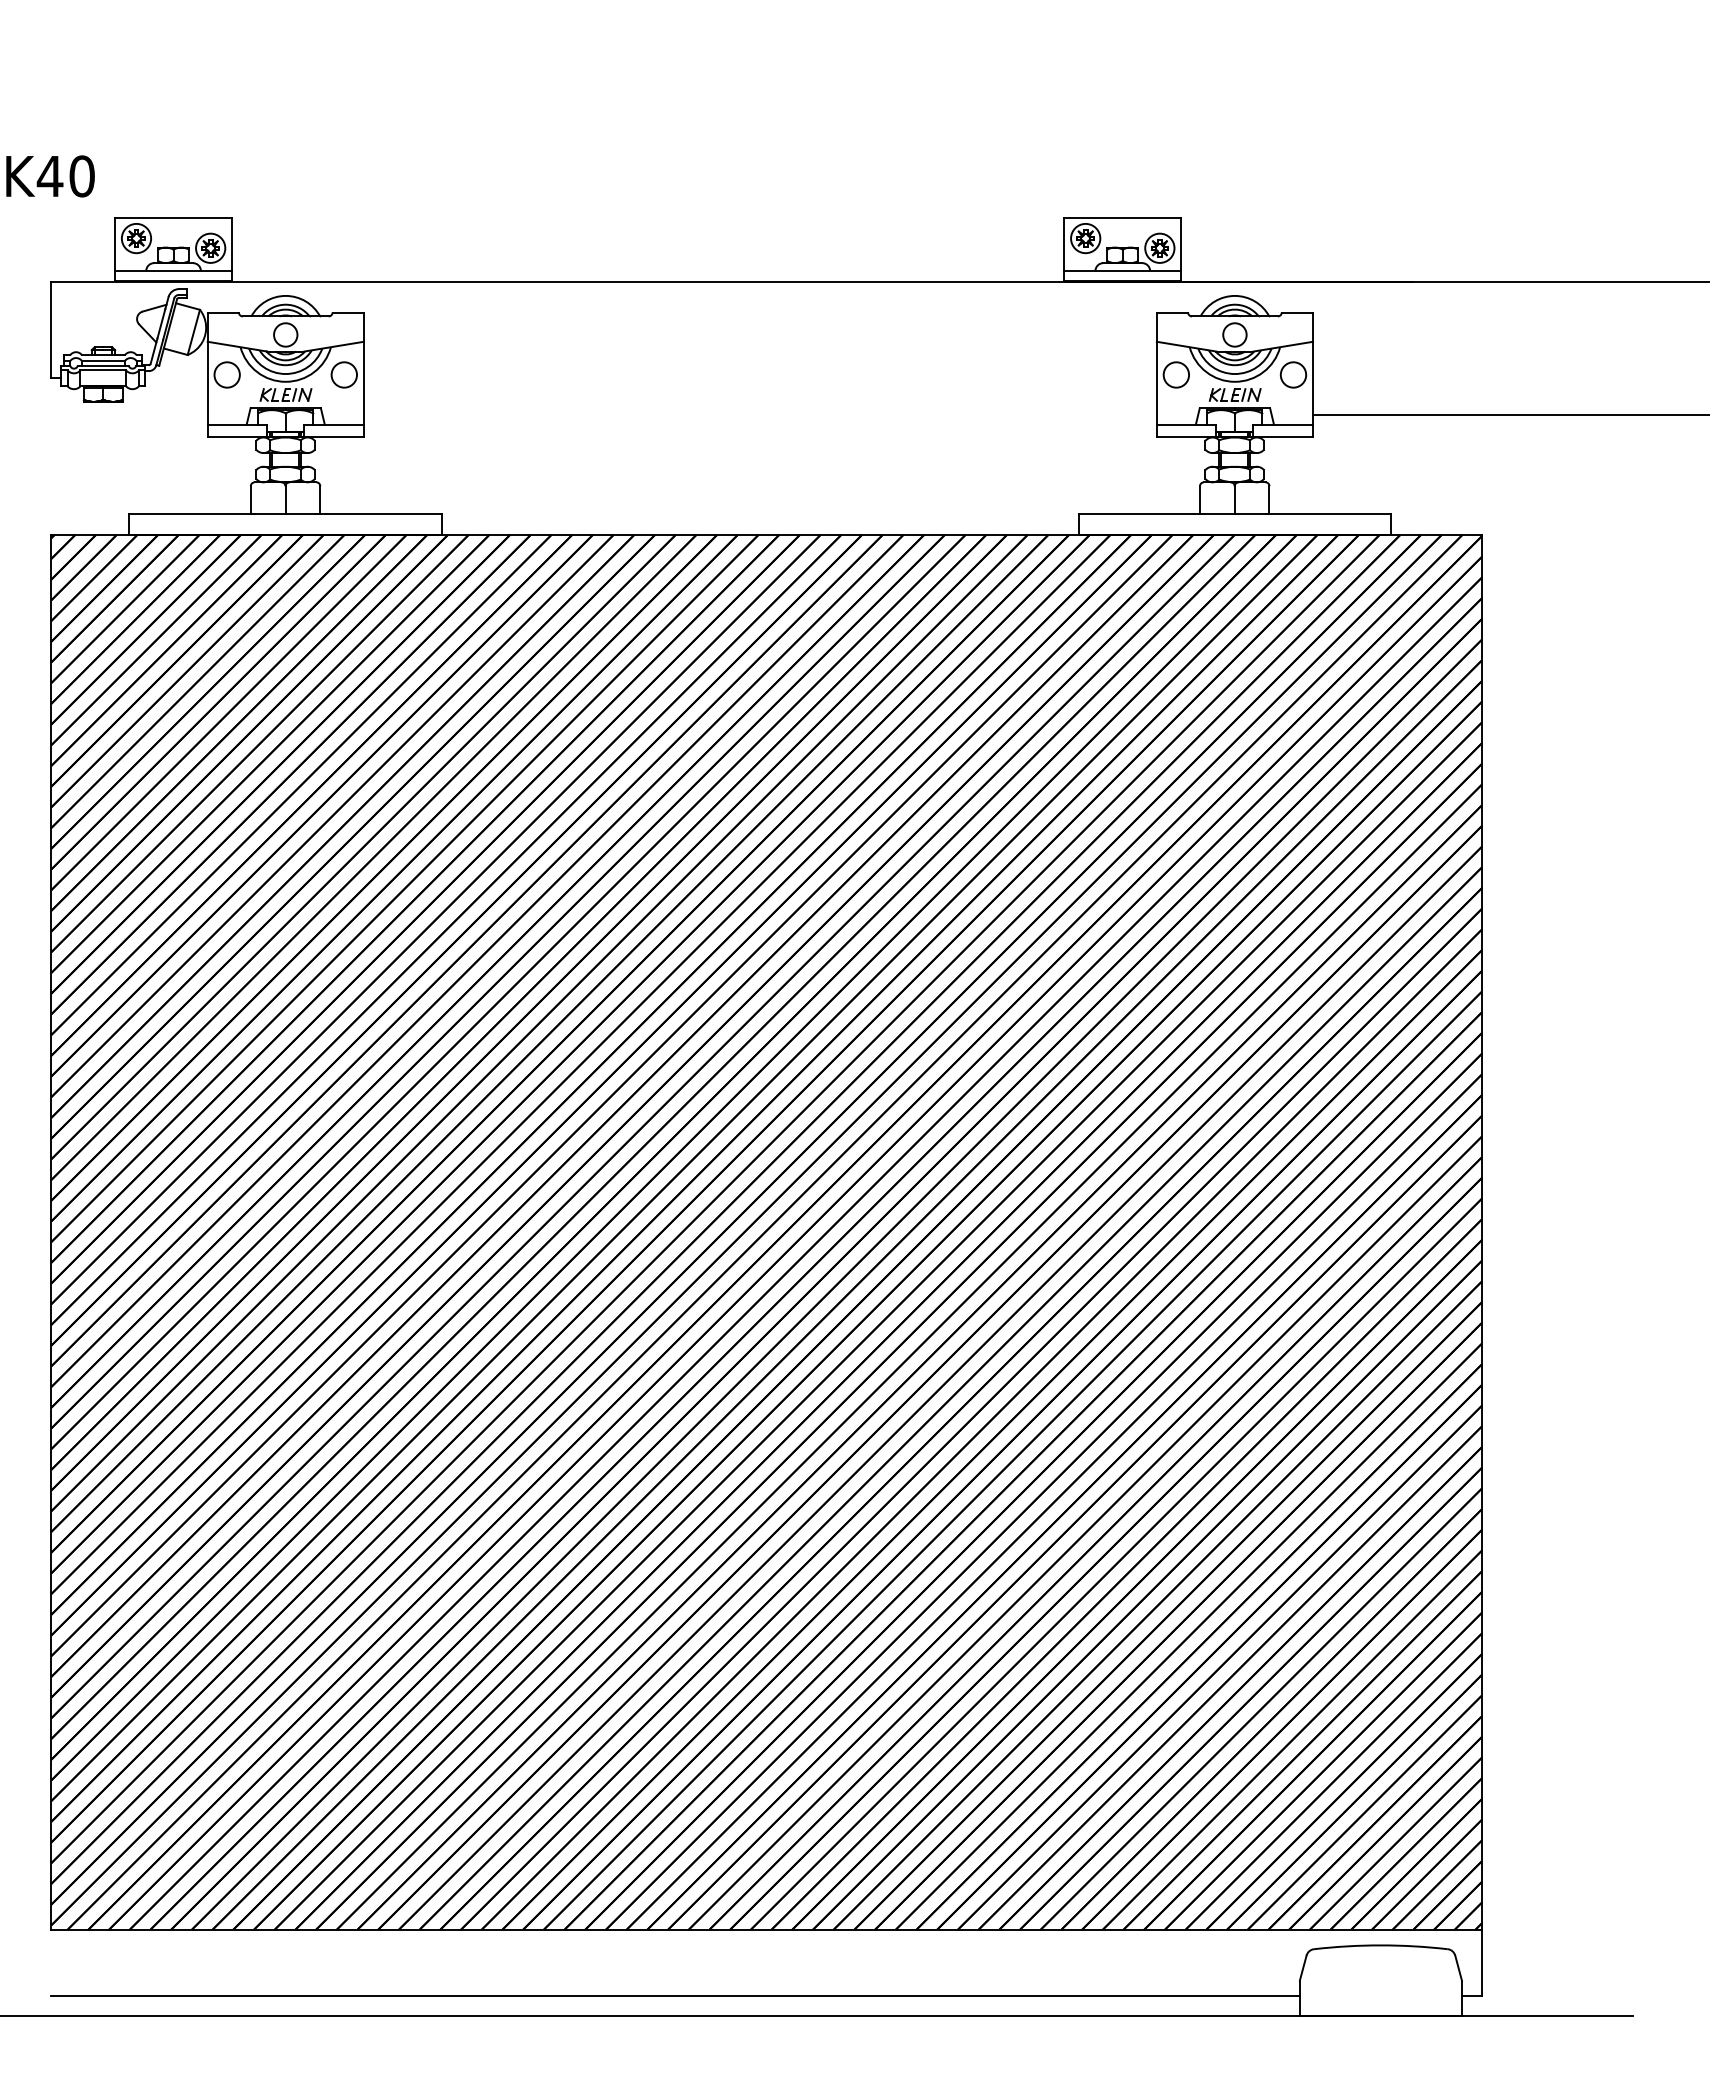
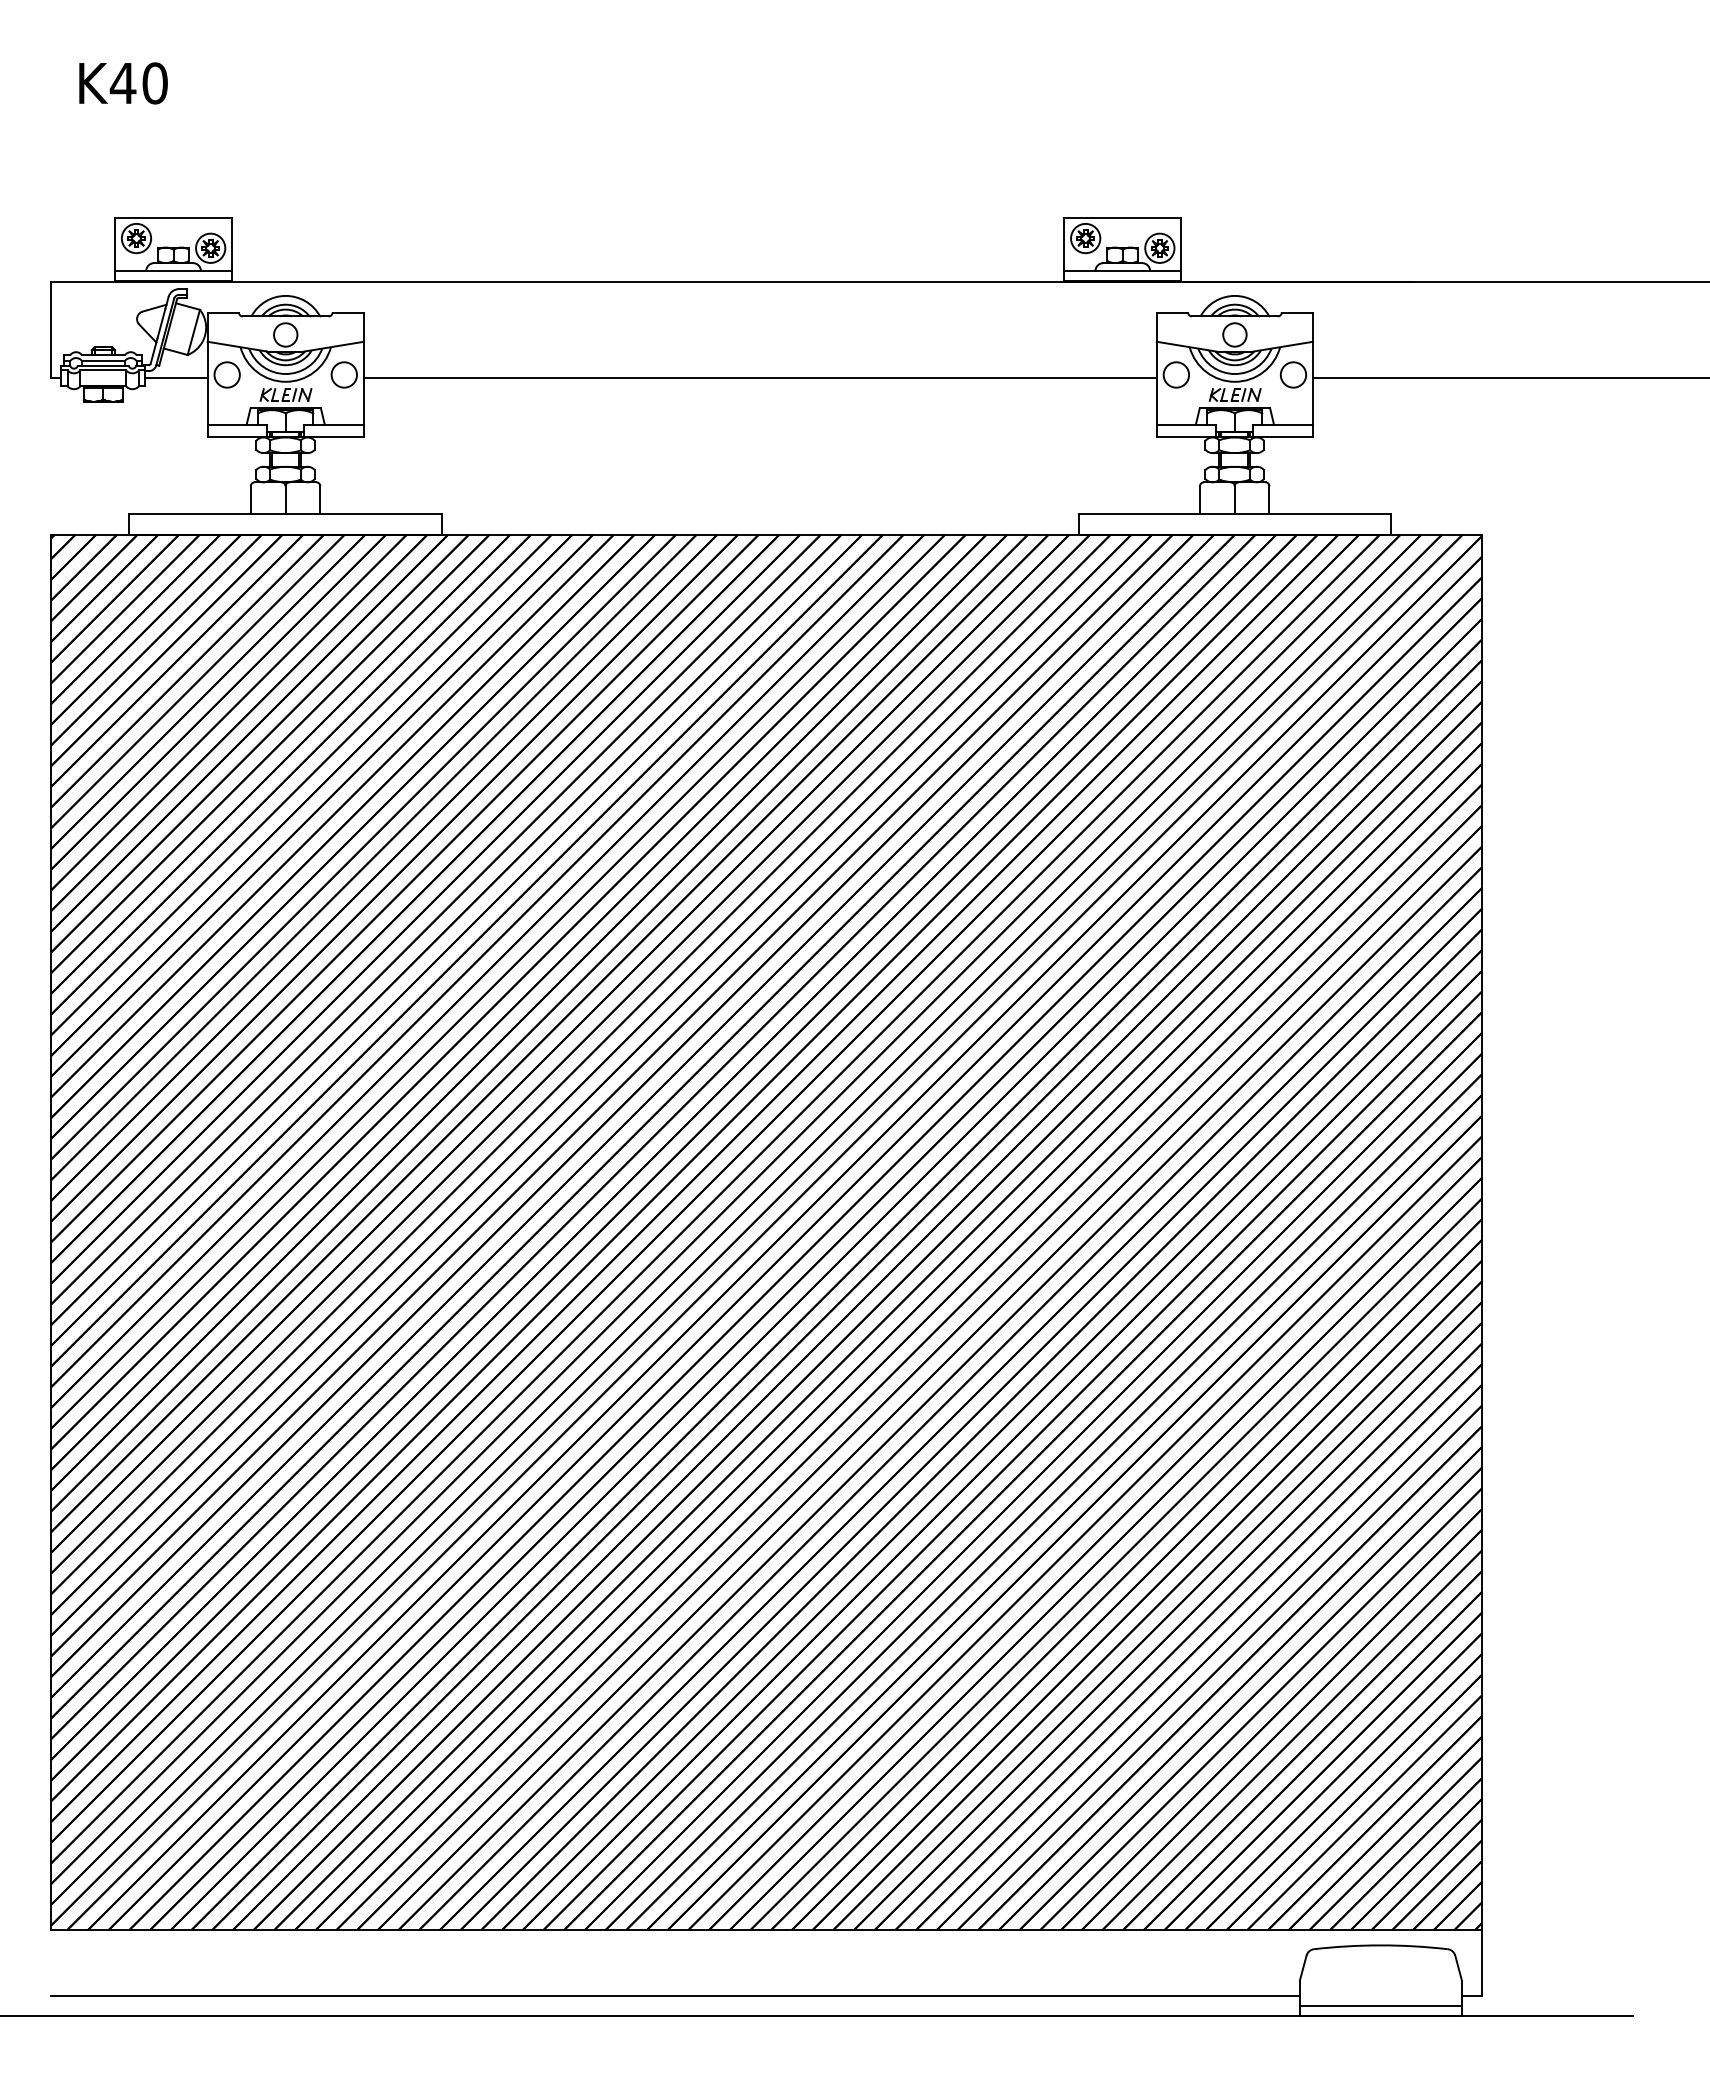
text position: (50, 176) -> (123, 83) (123, 83)
line: none -> present (176, 378)
line: none -> present (759, 378)
line position: (1509, 415) -> (1509, 378) (1509, 378)
line: none -> present (1380, 2005)
